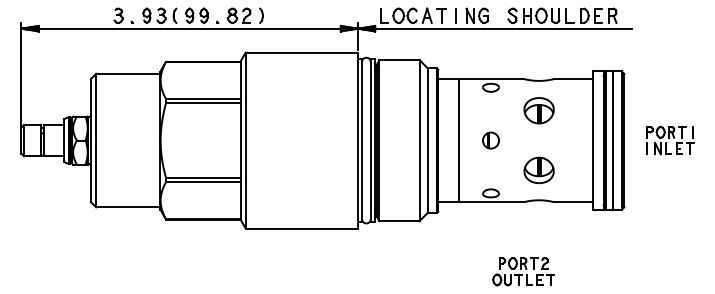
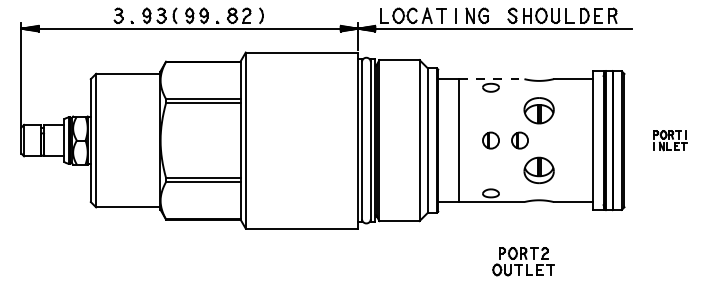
line: solid -> dashed (491, 79)
part: none -> present (519, 140)
part size: 49x30 px -> 35x22 px (670, 140)
part position: (523, 271) -> (523, 261) (523, 261)
